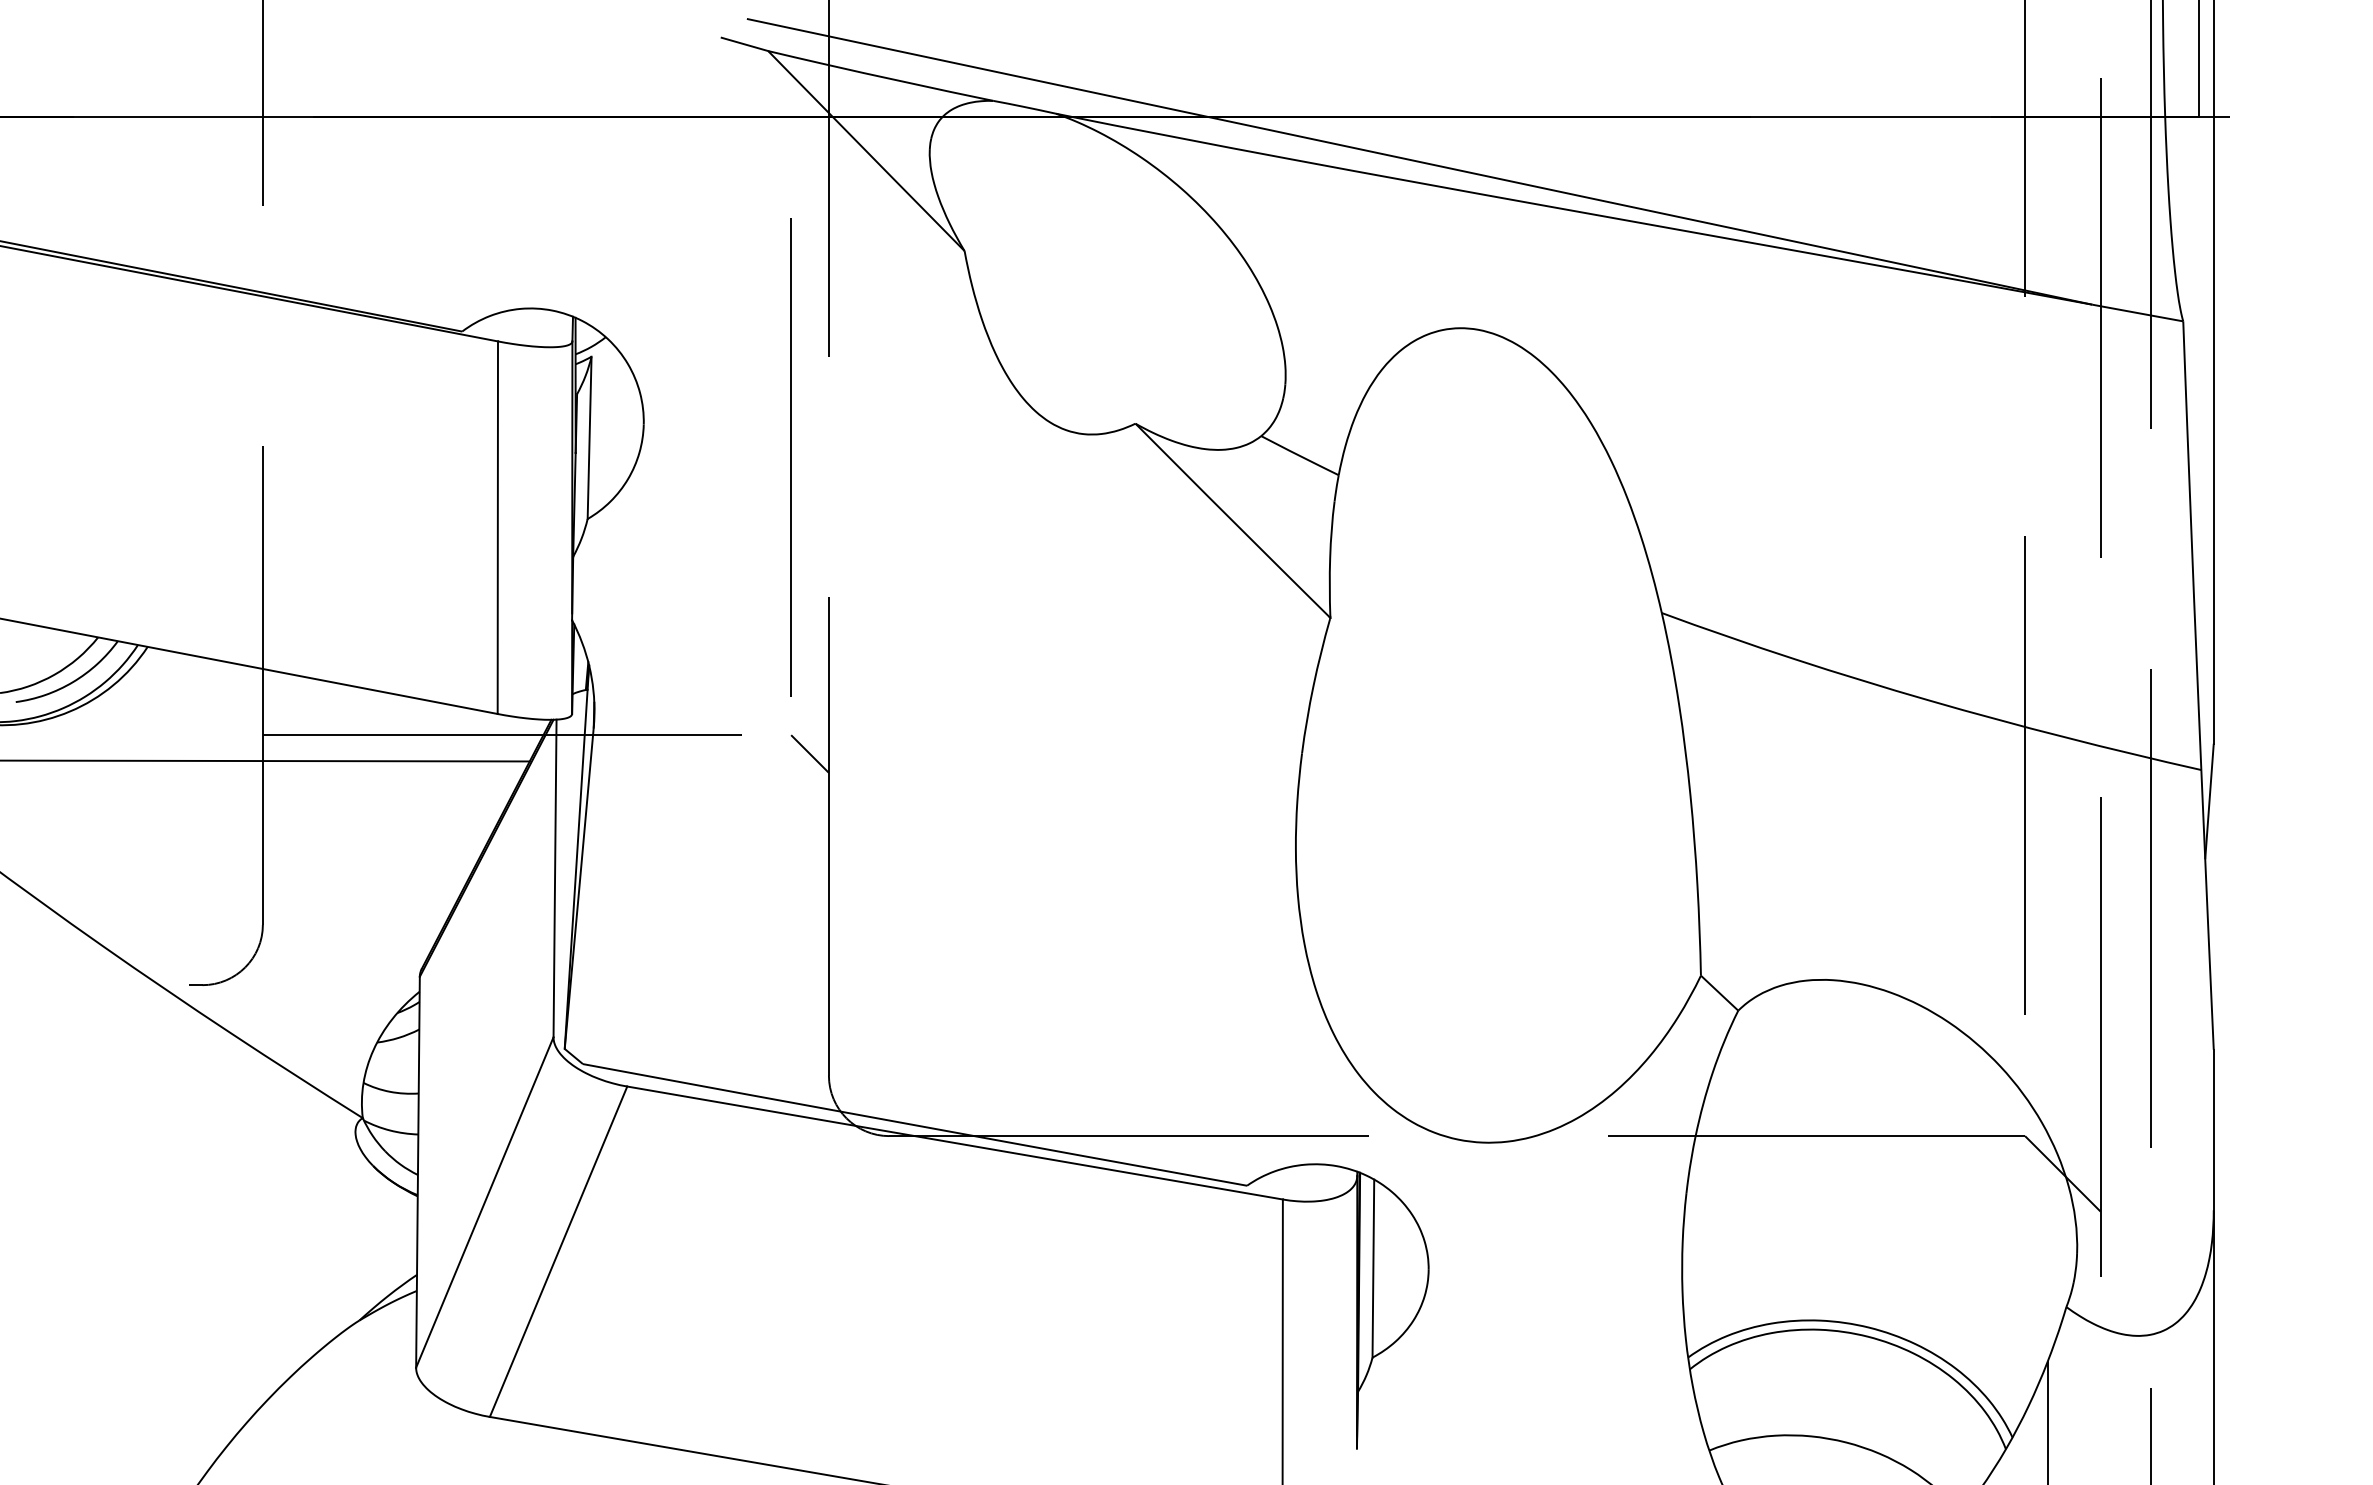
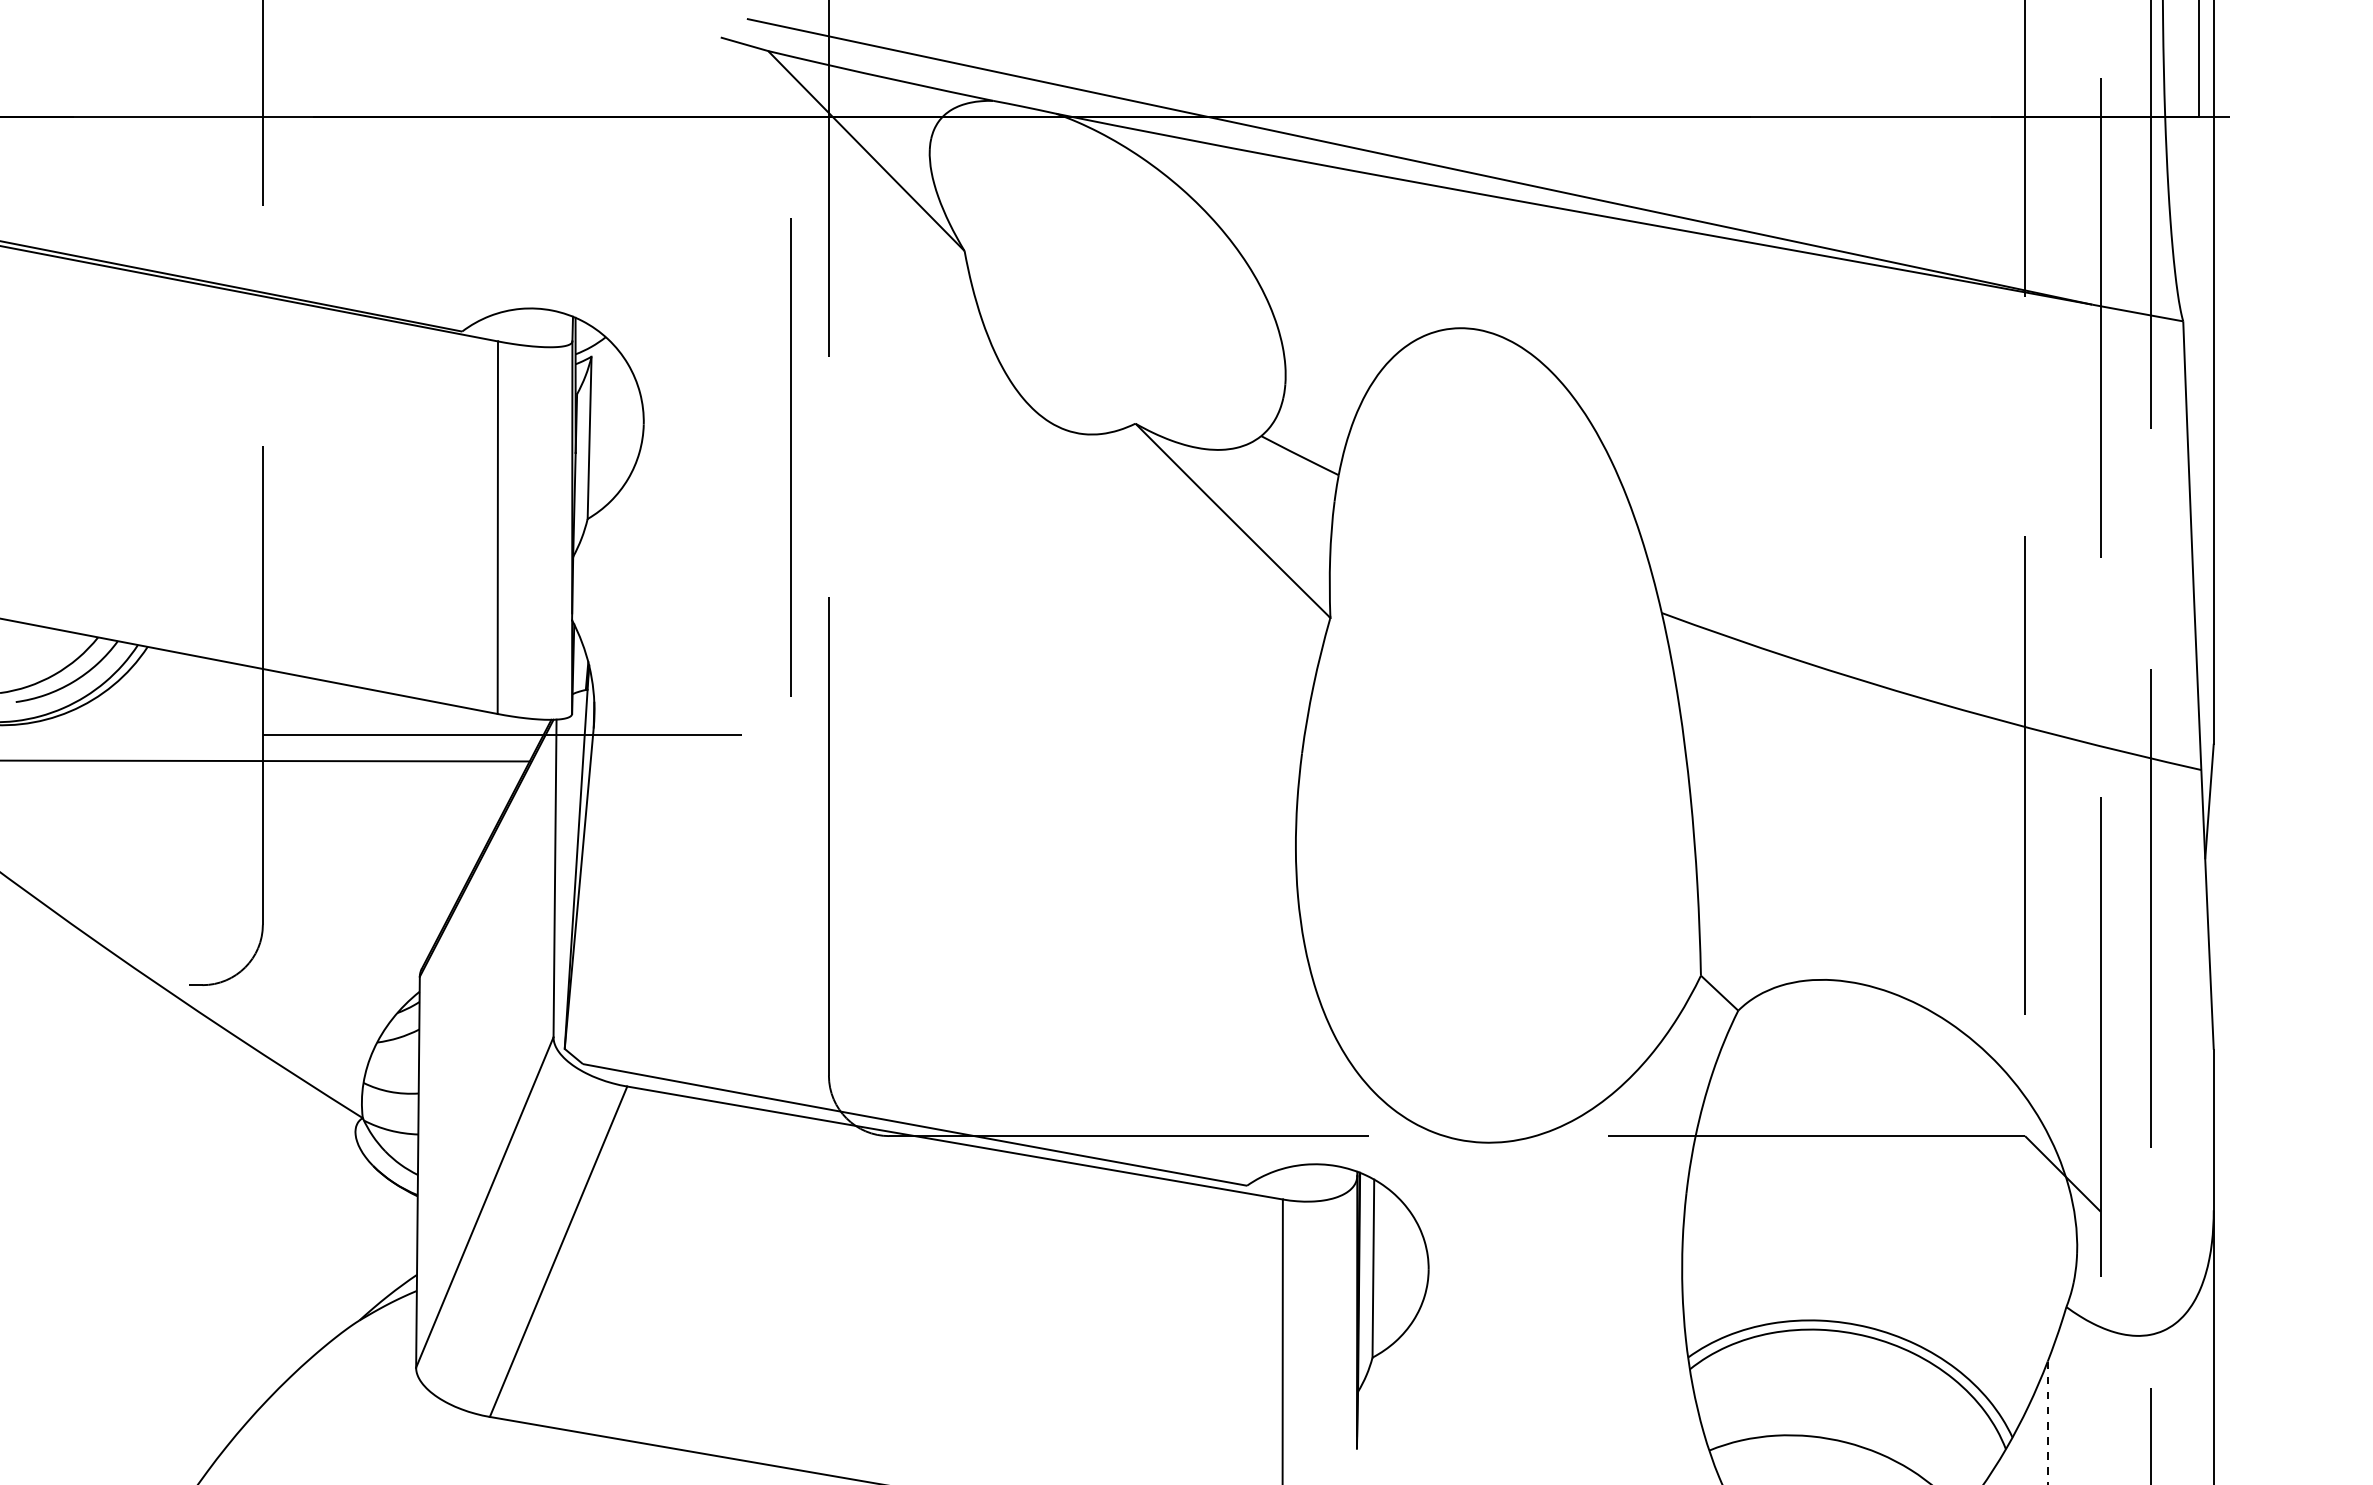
line: present -> none (809, 753)
line: solid -> dashed (2047, 1423)
